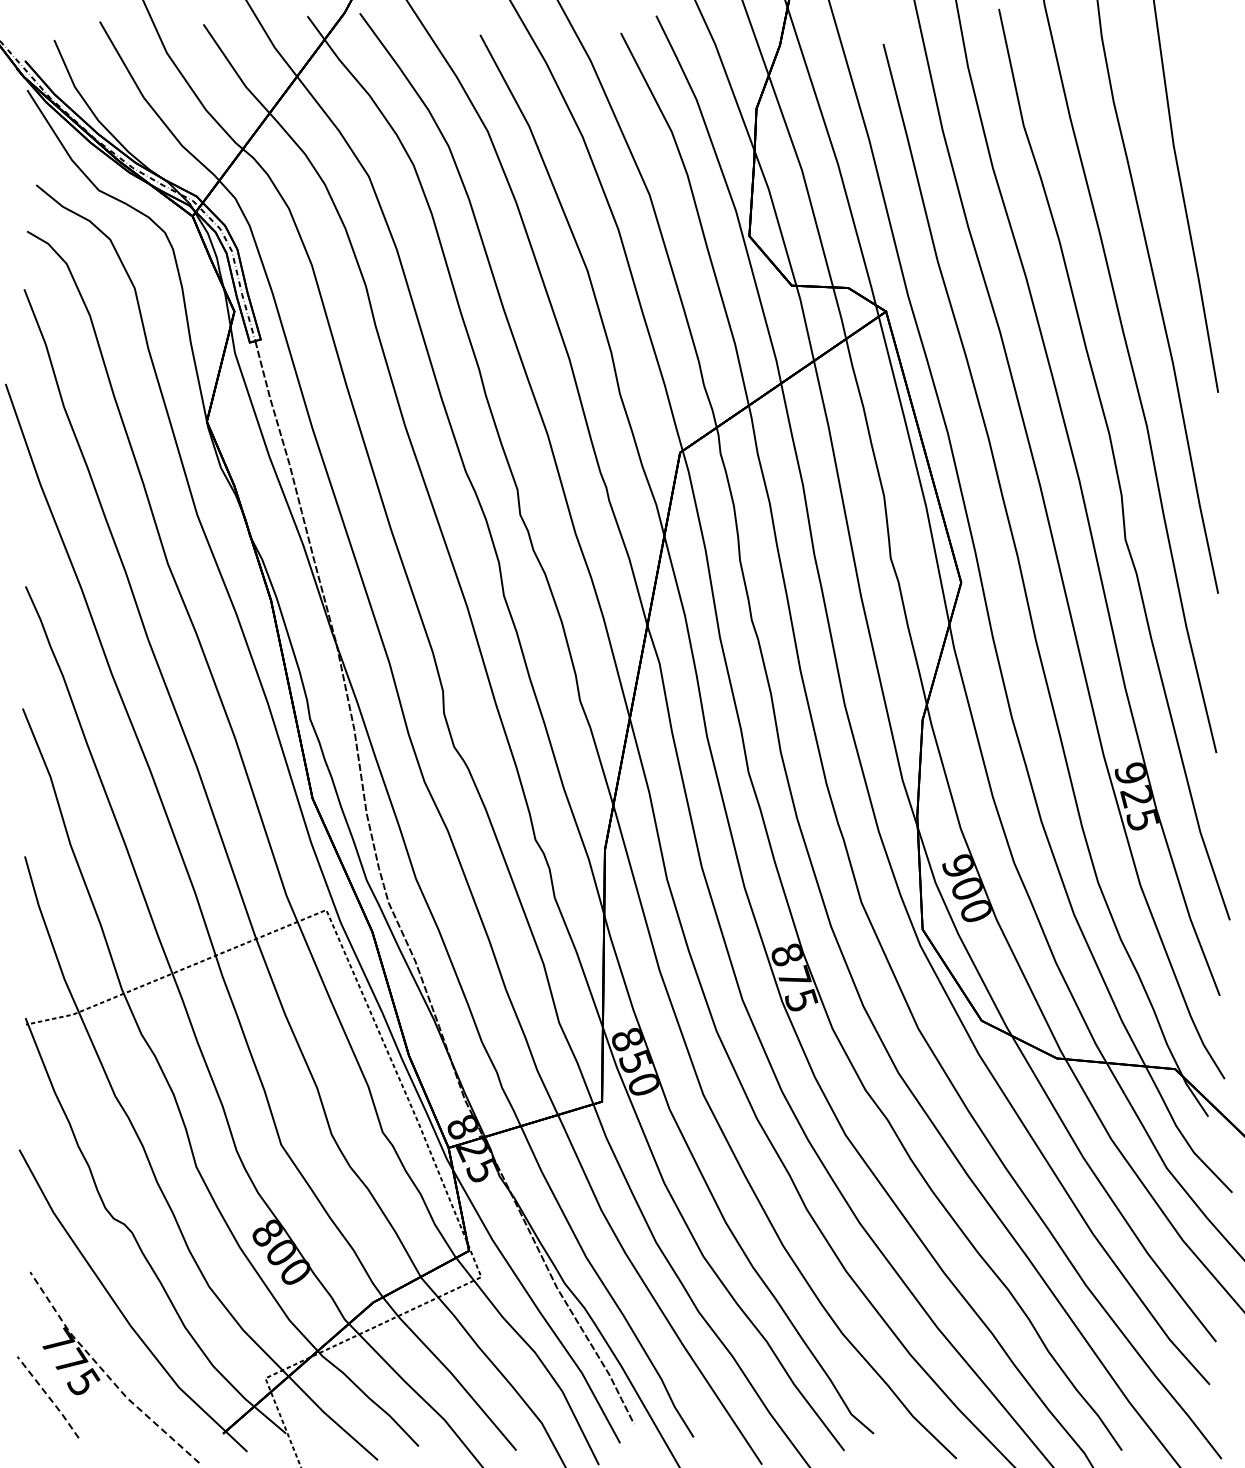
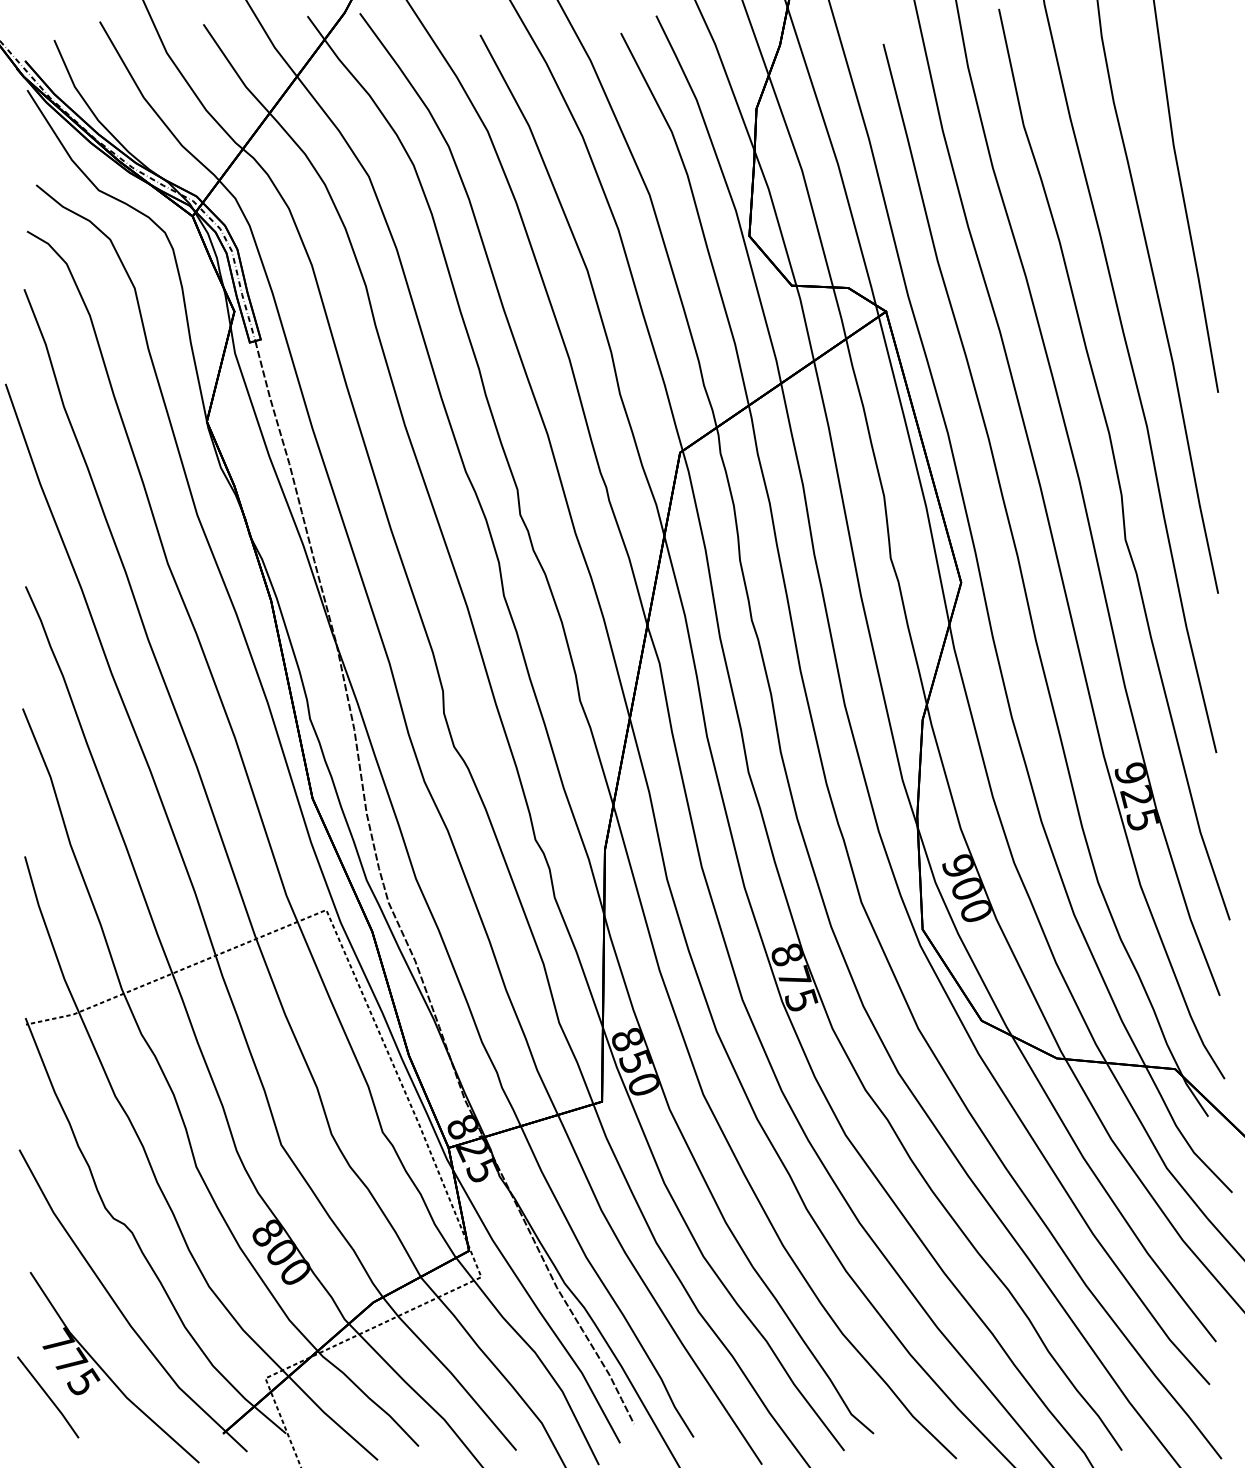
line: dashed -> solid (106, 1374)
line: dashed -> solid (49, 1397)
